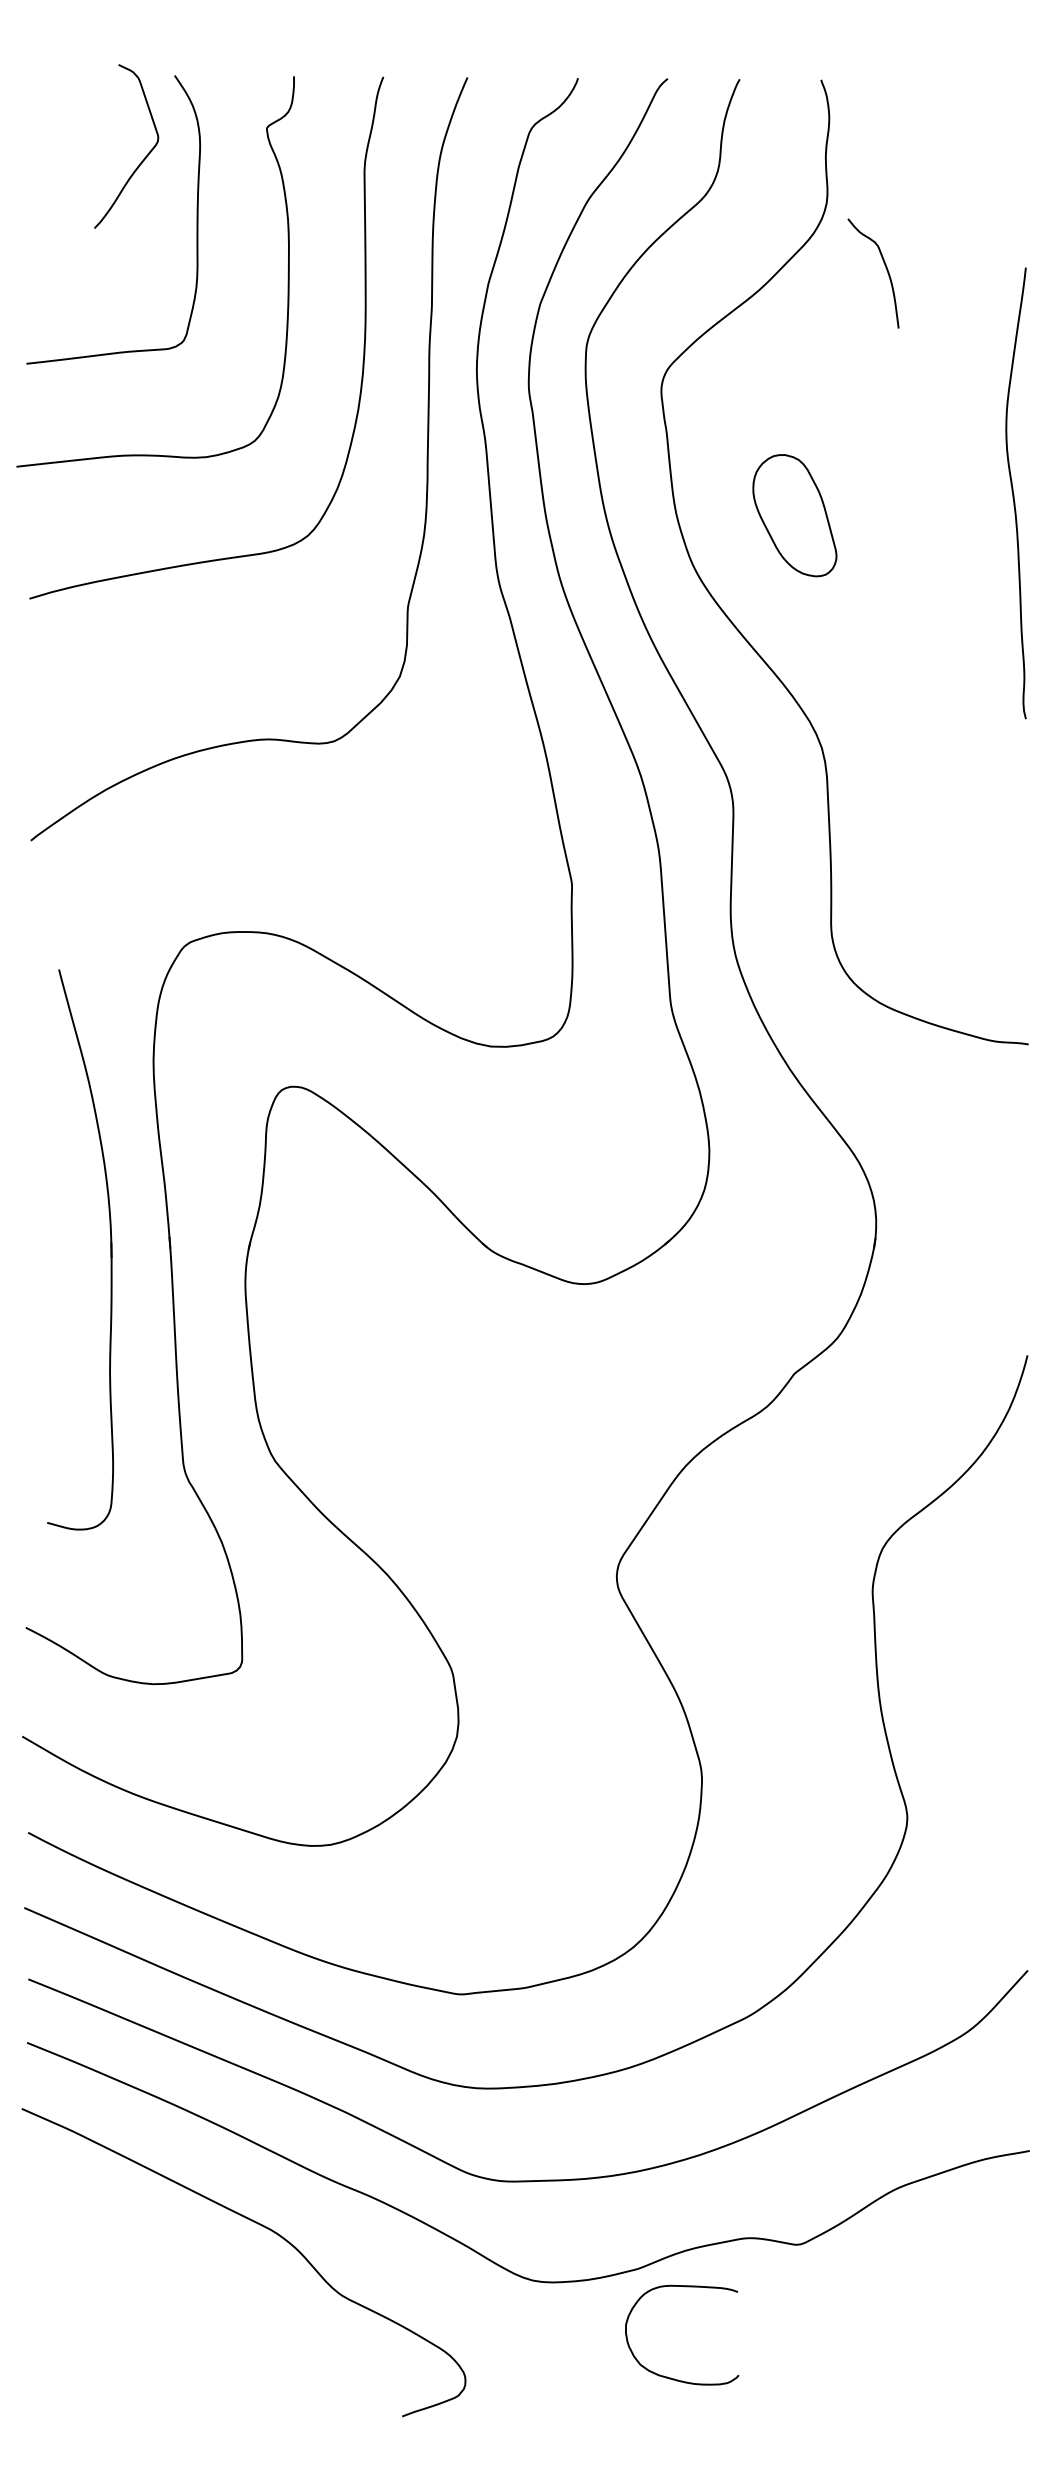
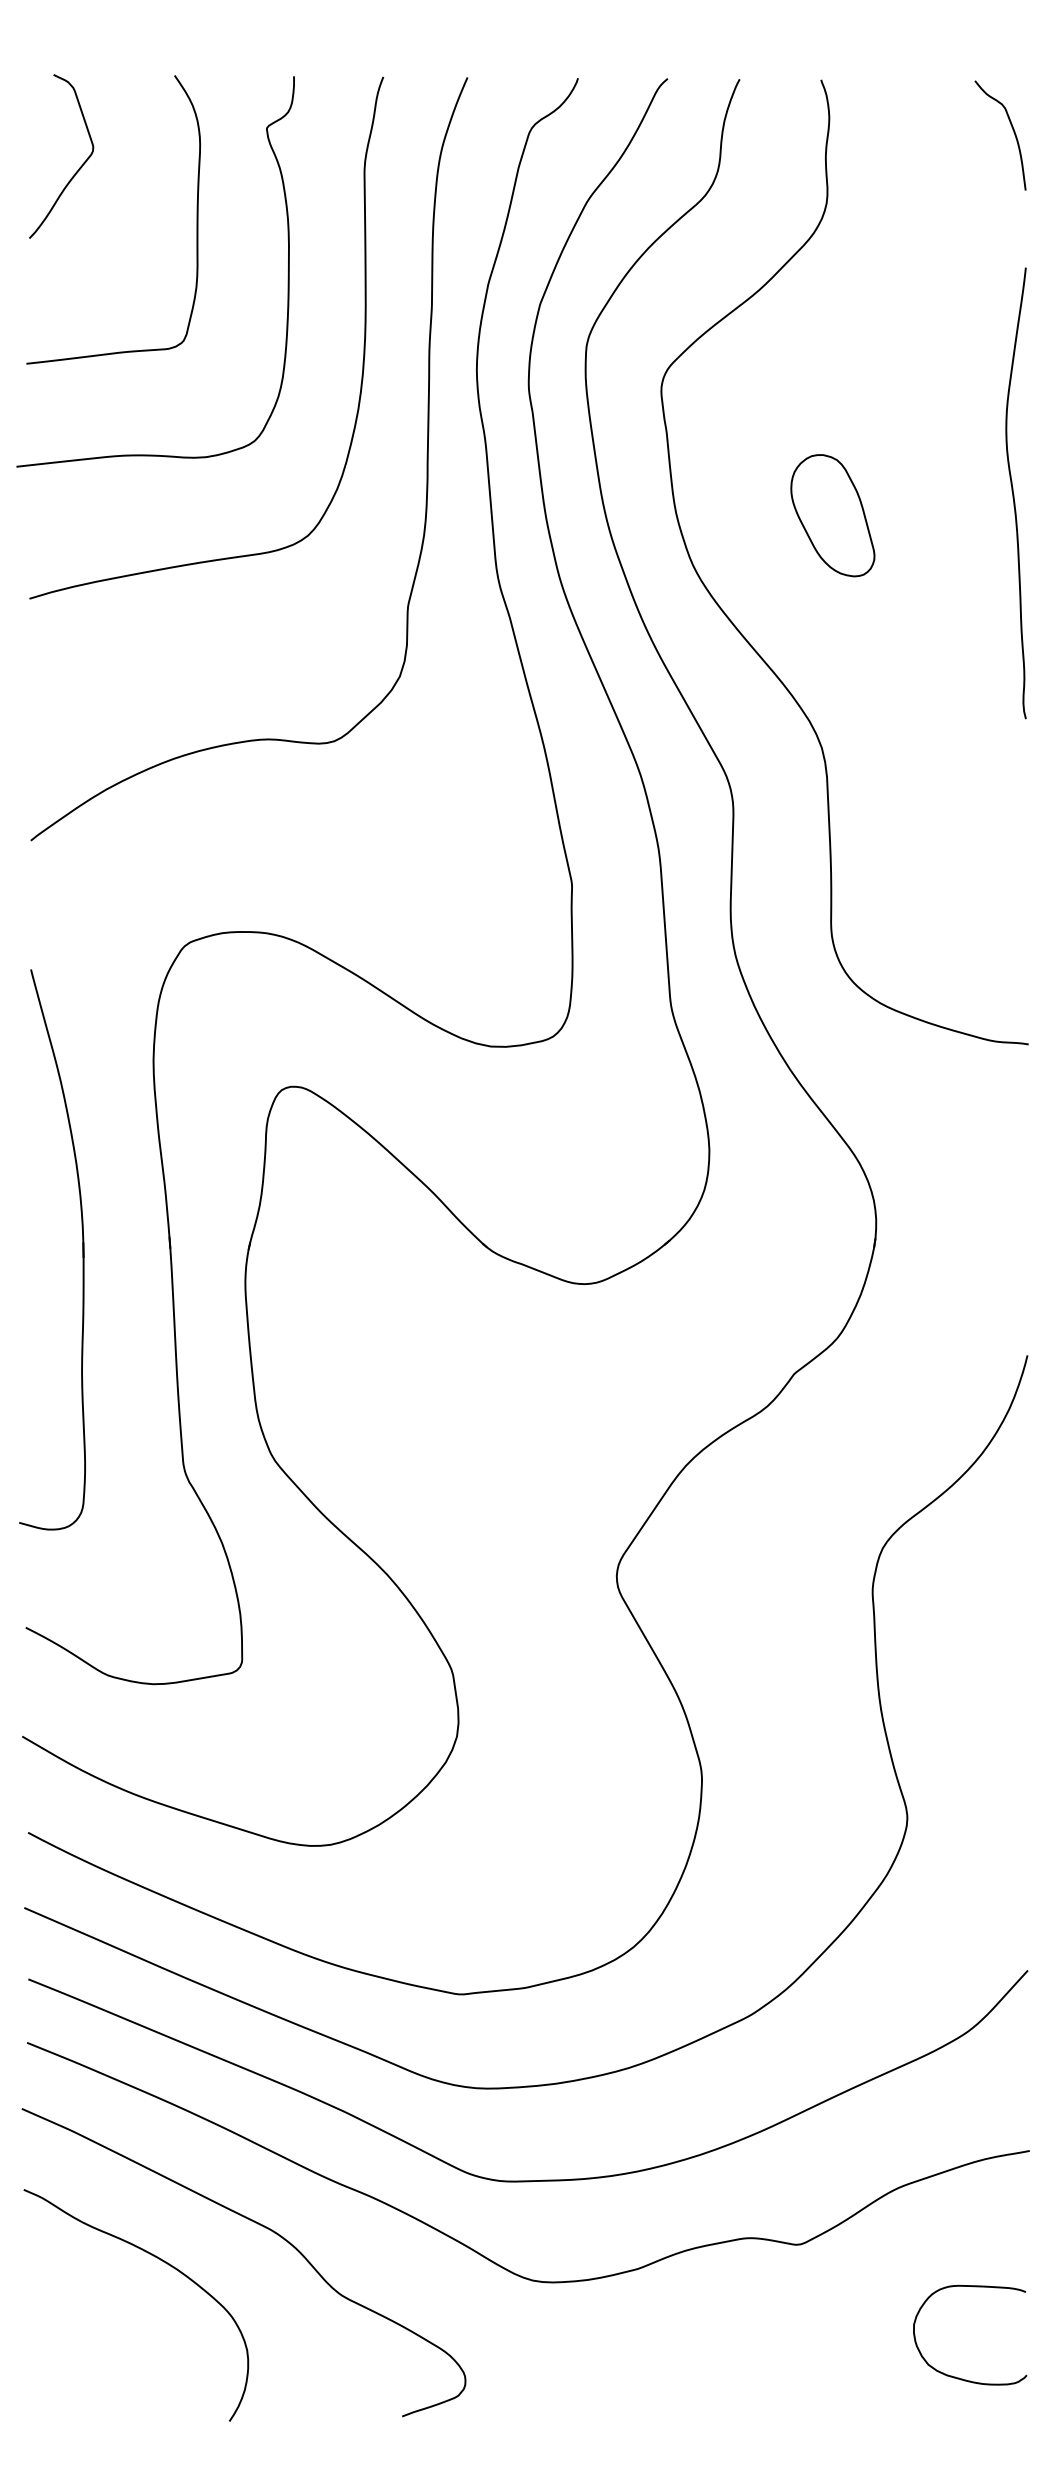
curve position: (143, 158) -> (78, 168) (78, 168)
curve position: (885, 268) -> (1012, 130) (1012, 130)
part position: (794, 515) -> (832, 515) (832, 515)
part position: (110, 1249) -> (82, 1249) (82, 1249)
curve: none -> present (163, 2262)
part position: (671, 2377) -> (959, 2377) (959, 2377)
